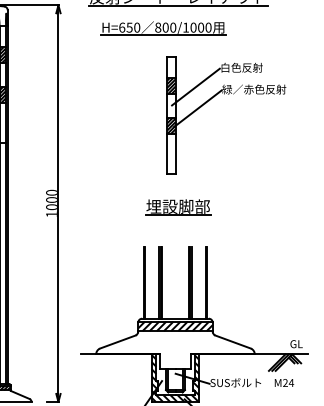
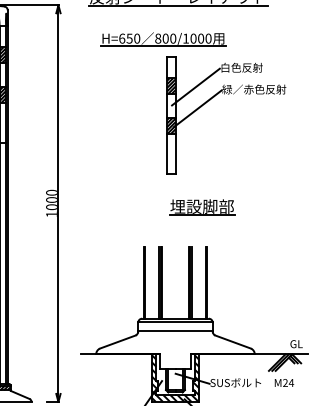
part position: (163, 28) -> (163, 39) (163, 39)
part position: (178, 207) -> (202, 207) (202, 207)
hatch: present -> none (175, 326)
